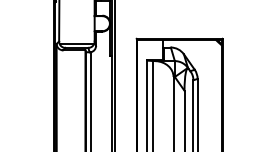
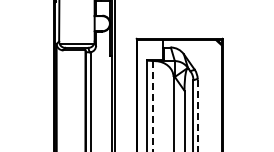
line: solid -> dashed (152, 106)
line: solid -> dashed (197, 114)
